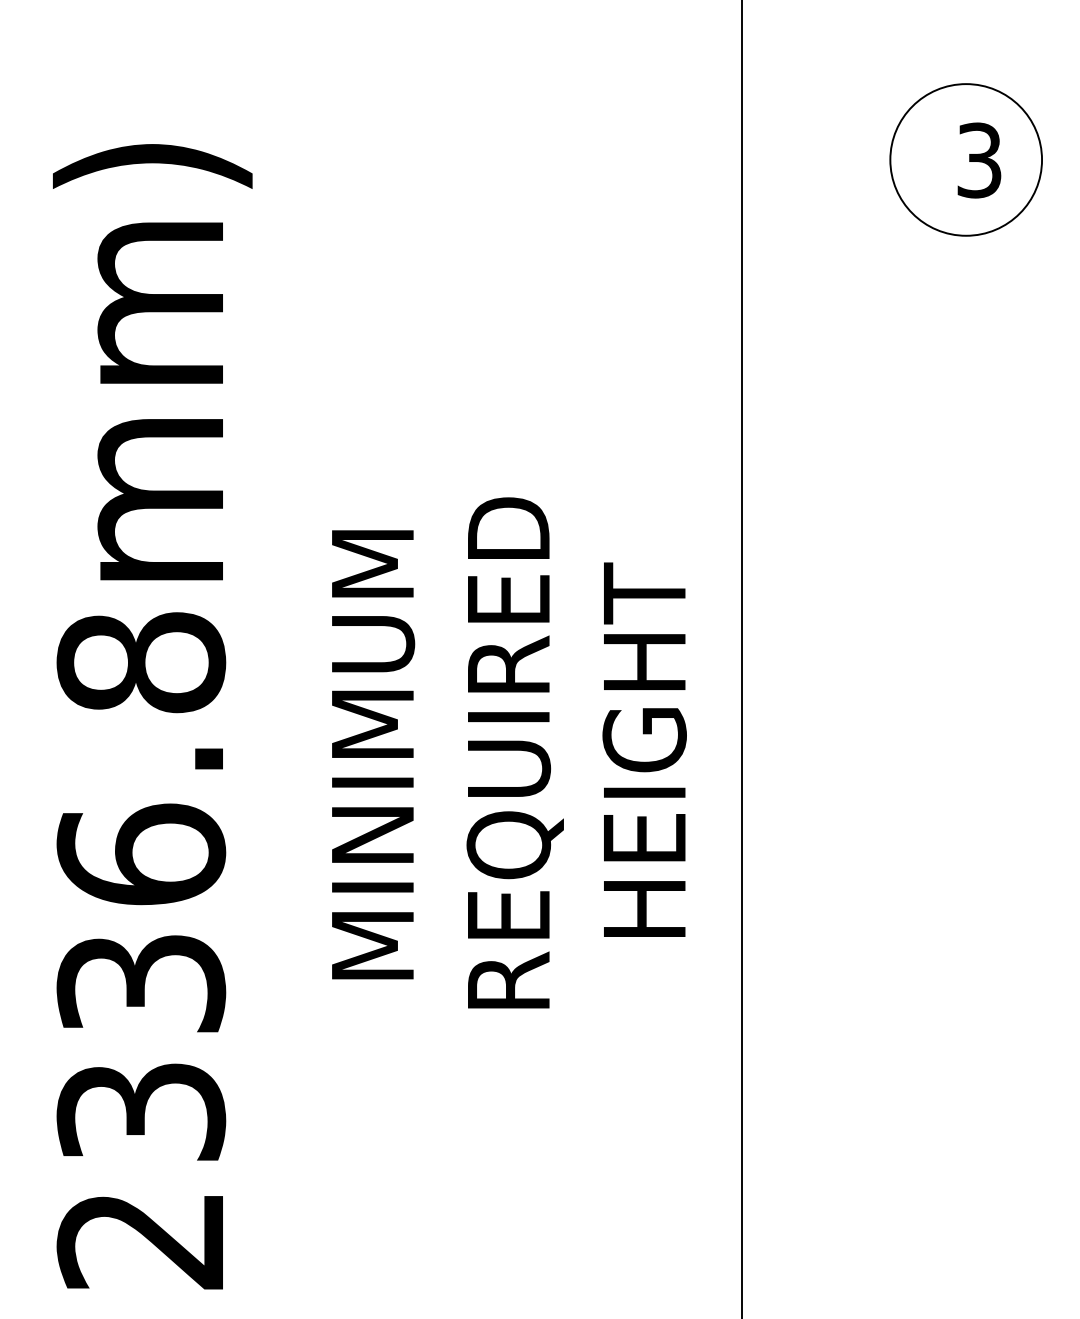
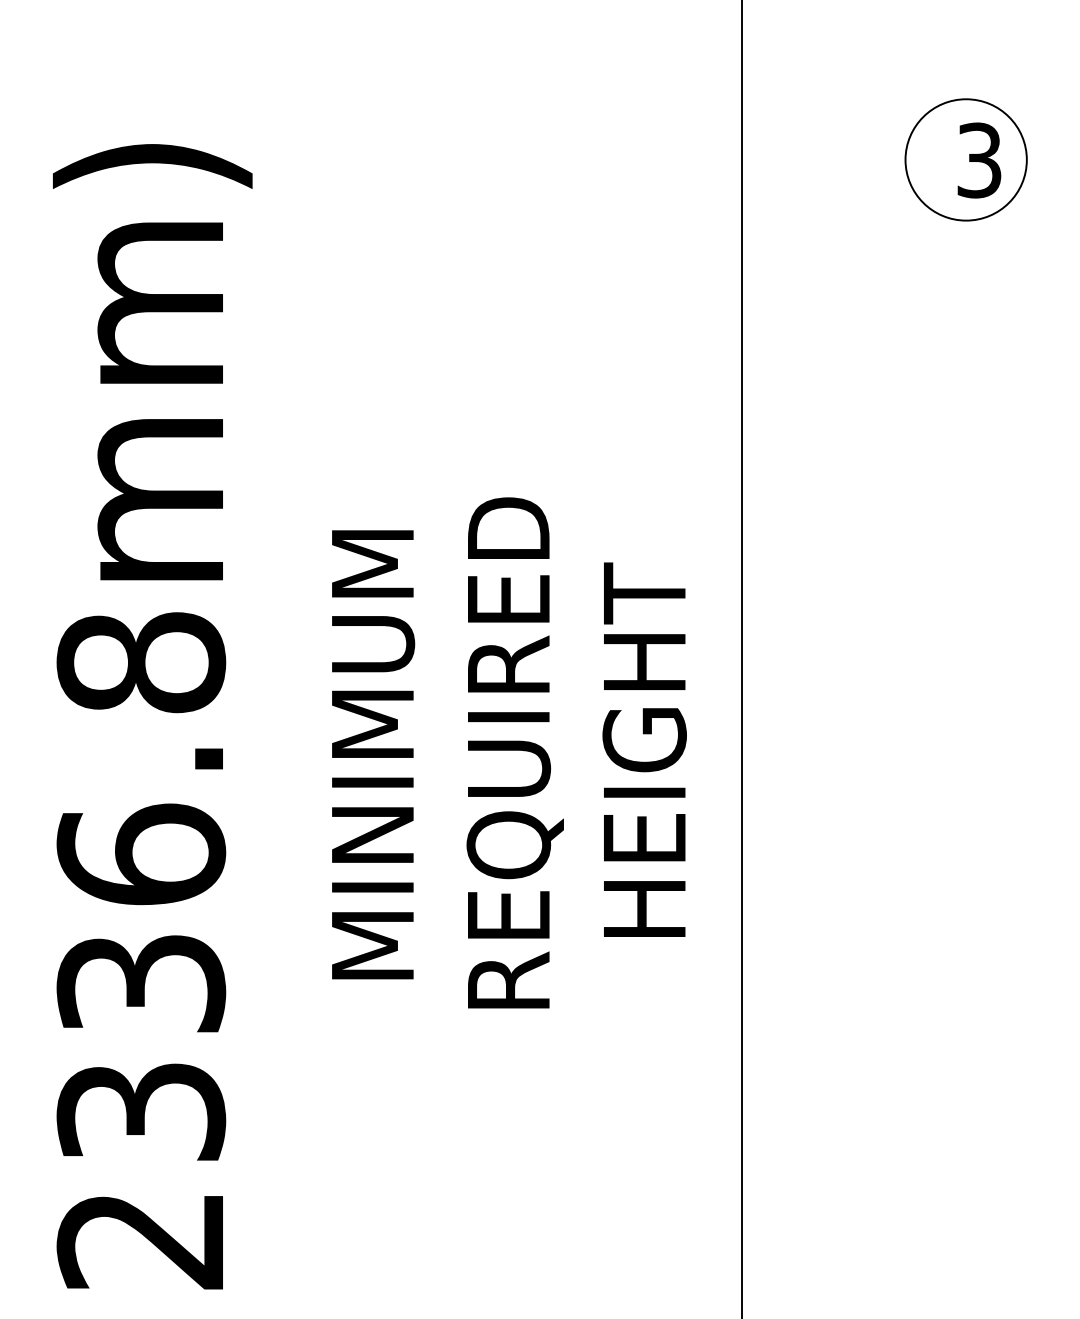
circle diameter: 152 px -> 121 px (965, 159)
